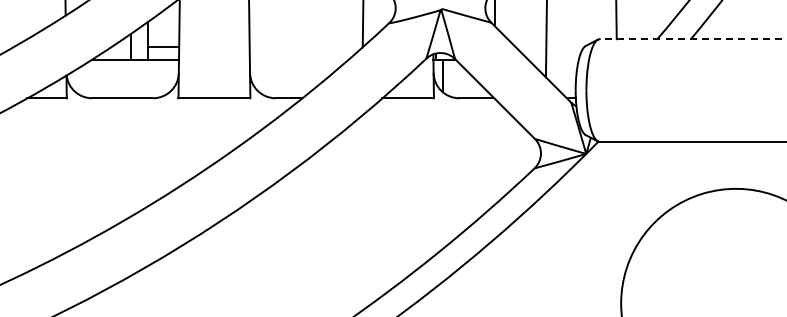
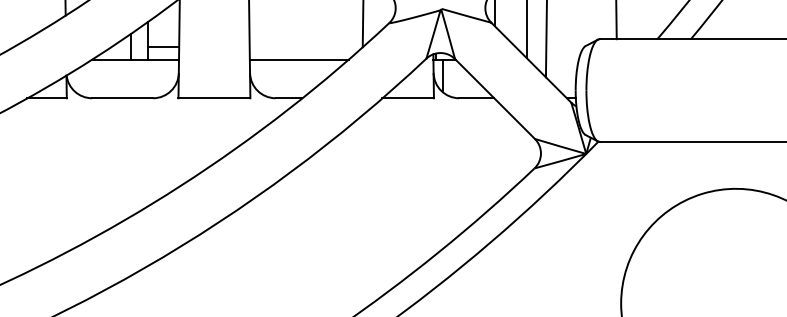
line: none -> present (527, 30)
line: dashed -> solid (692, 39)
line: none -> present (298, 59)
